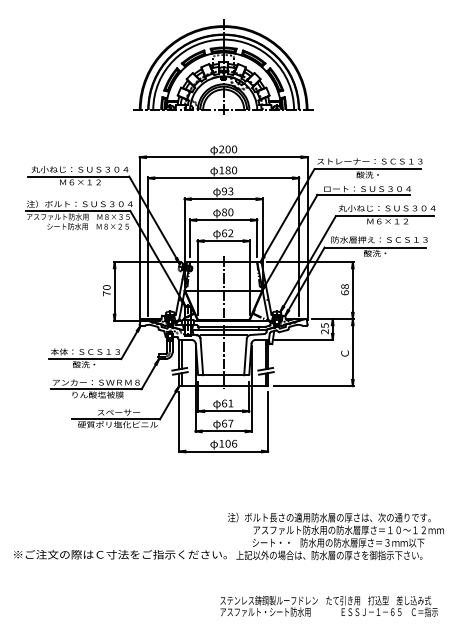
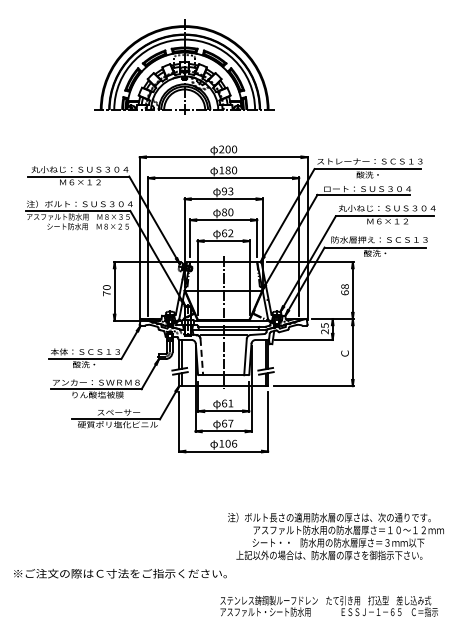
part position: (223, 66) -> (184, 66) (184, 66)
line: solid -> dashed (201, 357)
text position: (120, 554) -> (120, 573) (120, 573)
